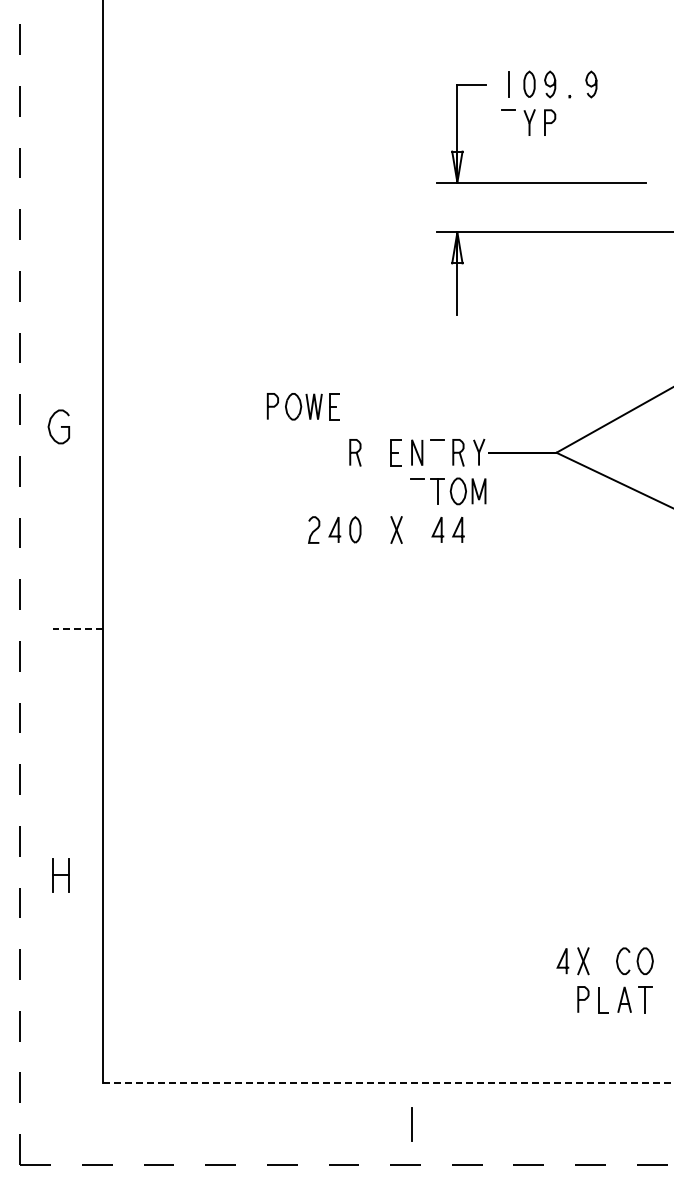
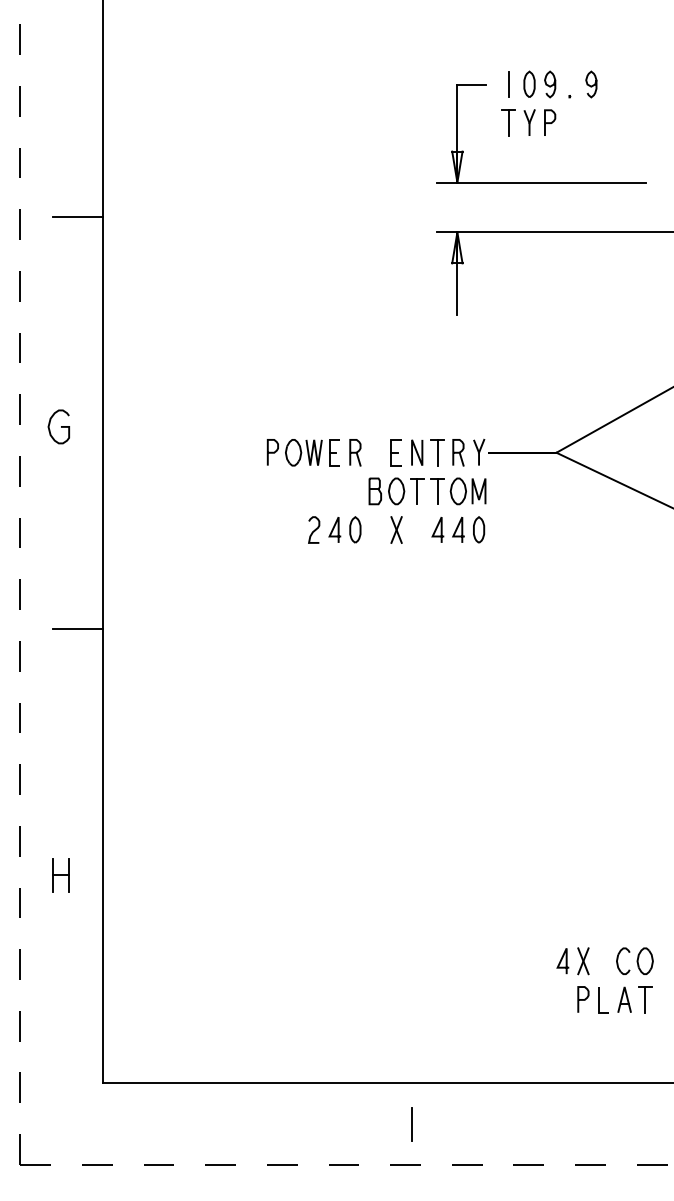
line: none -> present (508, 123)
line: none -> present (77, 217)
part position: (302, 406) -> (302, 452) (302, 452)
line: none -> present (437, 452)
part: none -> present (386, 491)
line: none -> present (417, 491)
part: none -> present (479, 529)
line: dashed -> solid (77, 629)
line: dashed -> solid (388, 1082)
